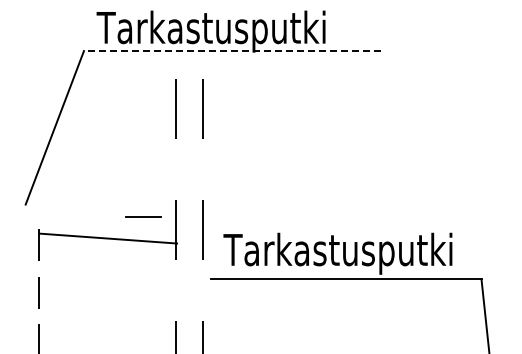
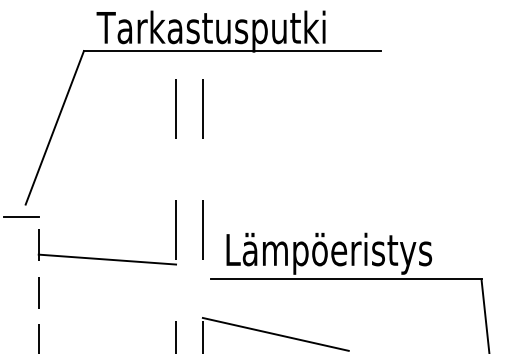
line: dashed -> solid (231, 51)
line position: (143, 216) -> (21, 216) (21, 216)
line position: (108, 238) -> (107, 259) (107, 259)
text: Tarkastusputki -> Lämpöeristys (337, 253)
line: none -> present (275, 333)
